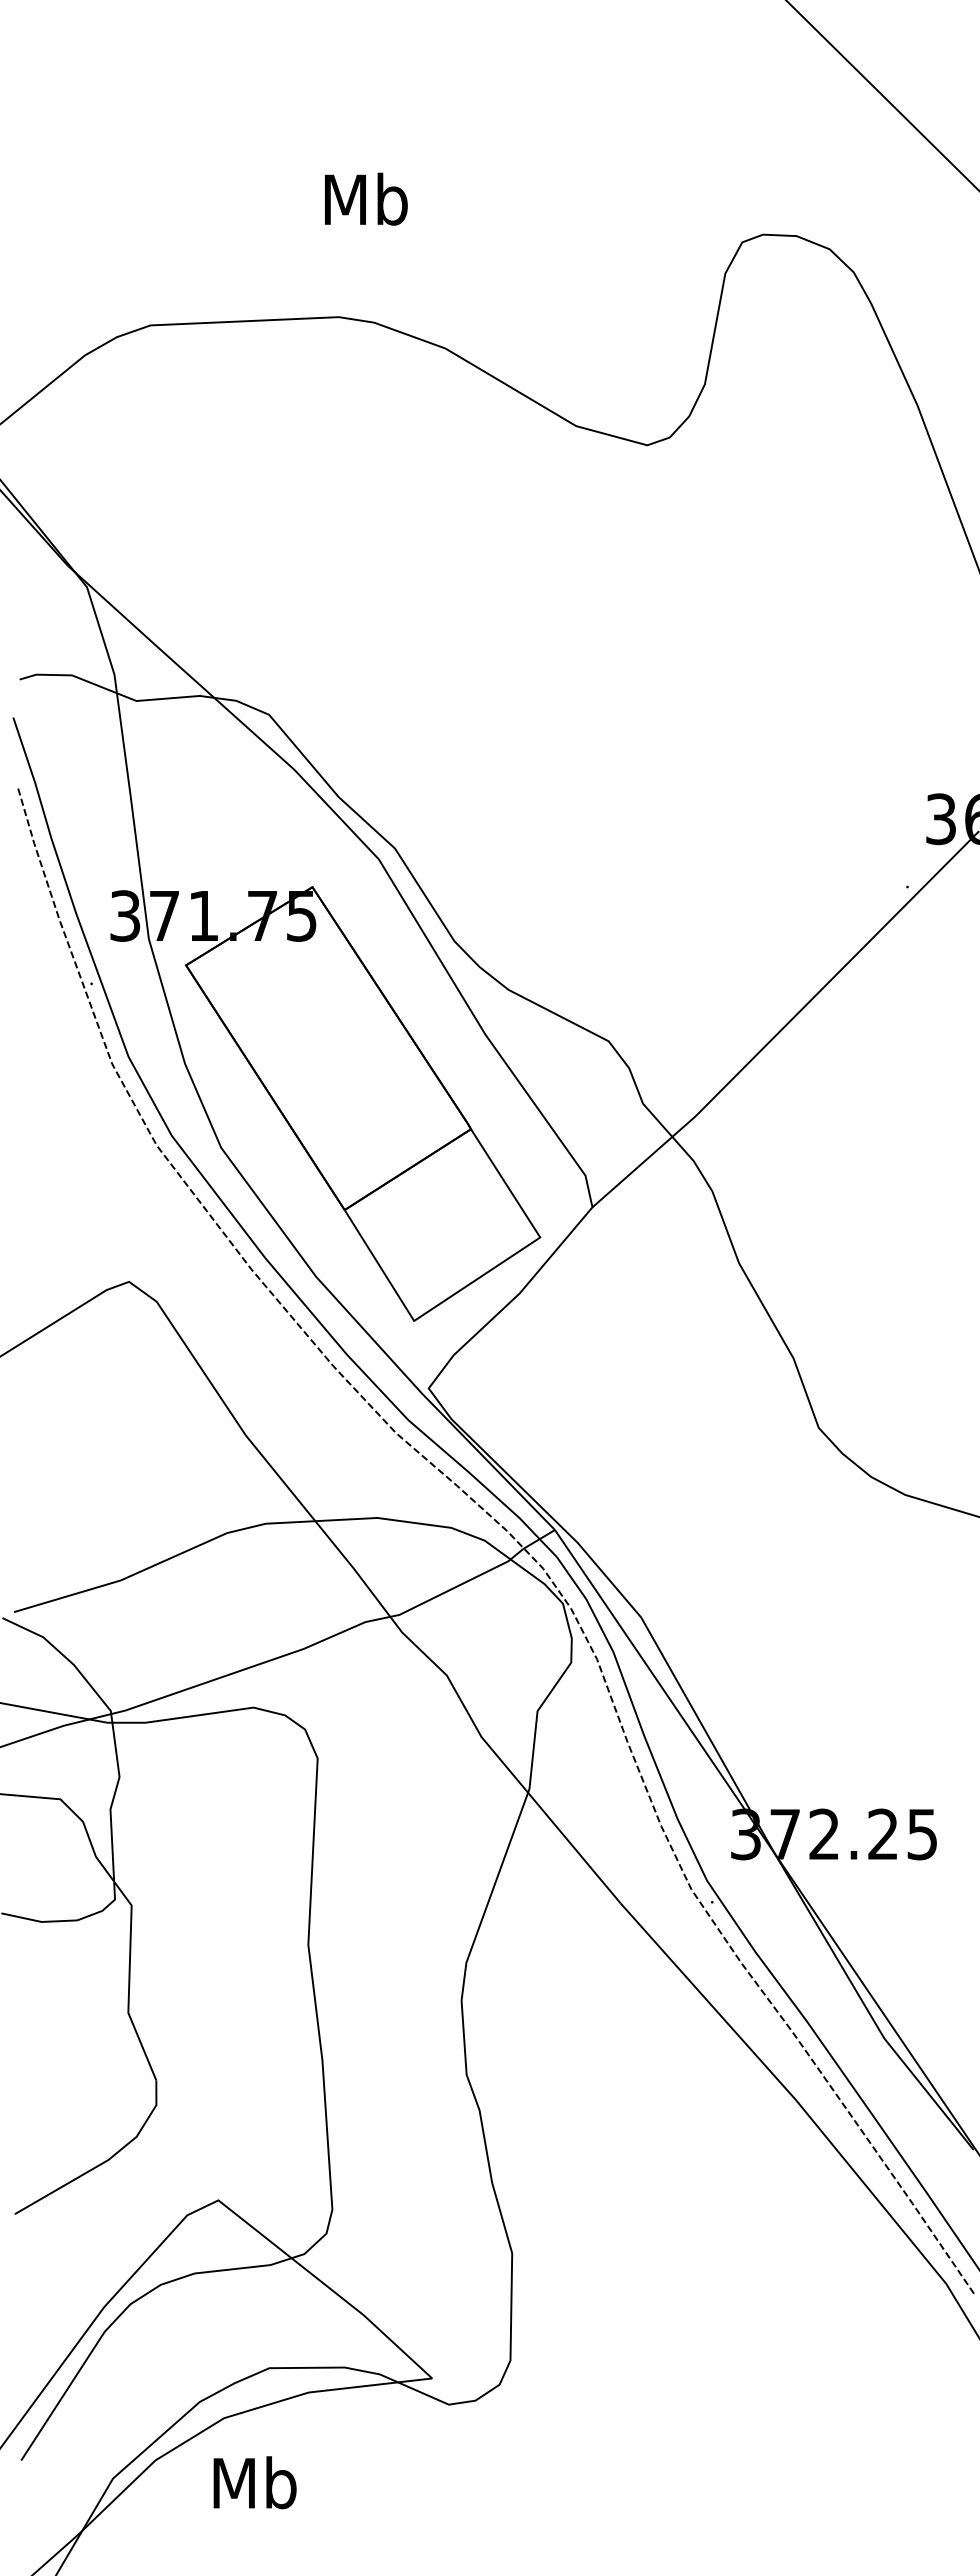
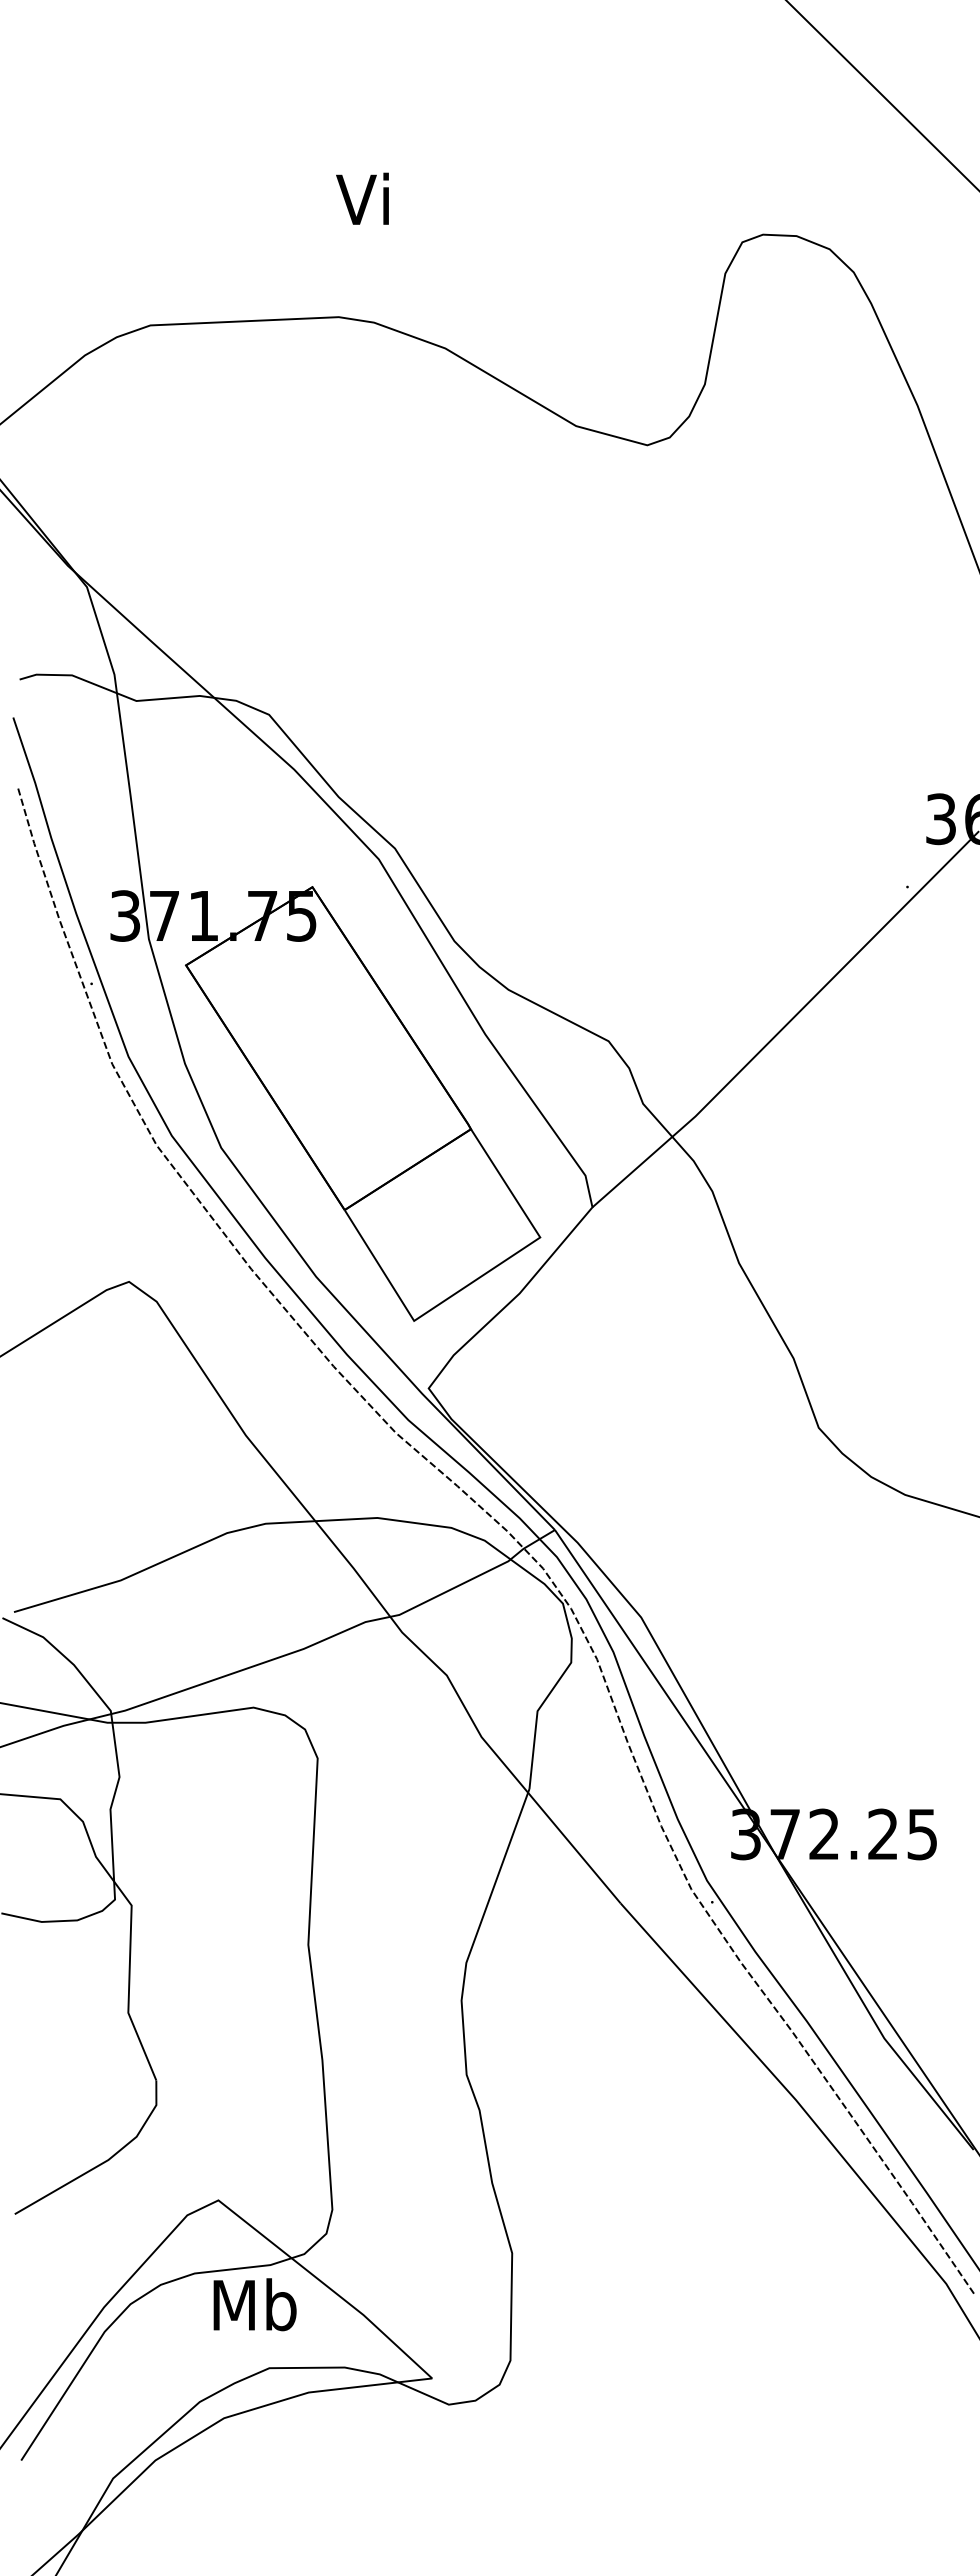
text: Mb -> Vi (366, 198)
text position: (254, 2482) -> (254, 2304) (254, 2304)
